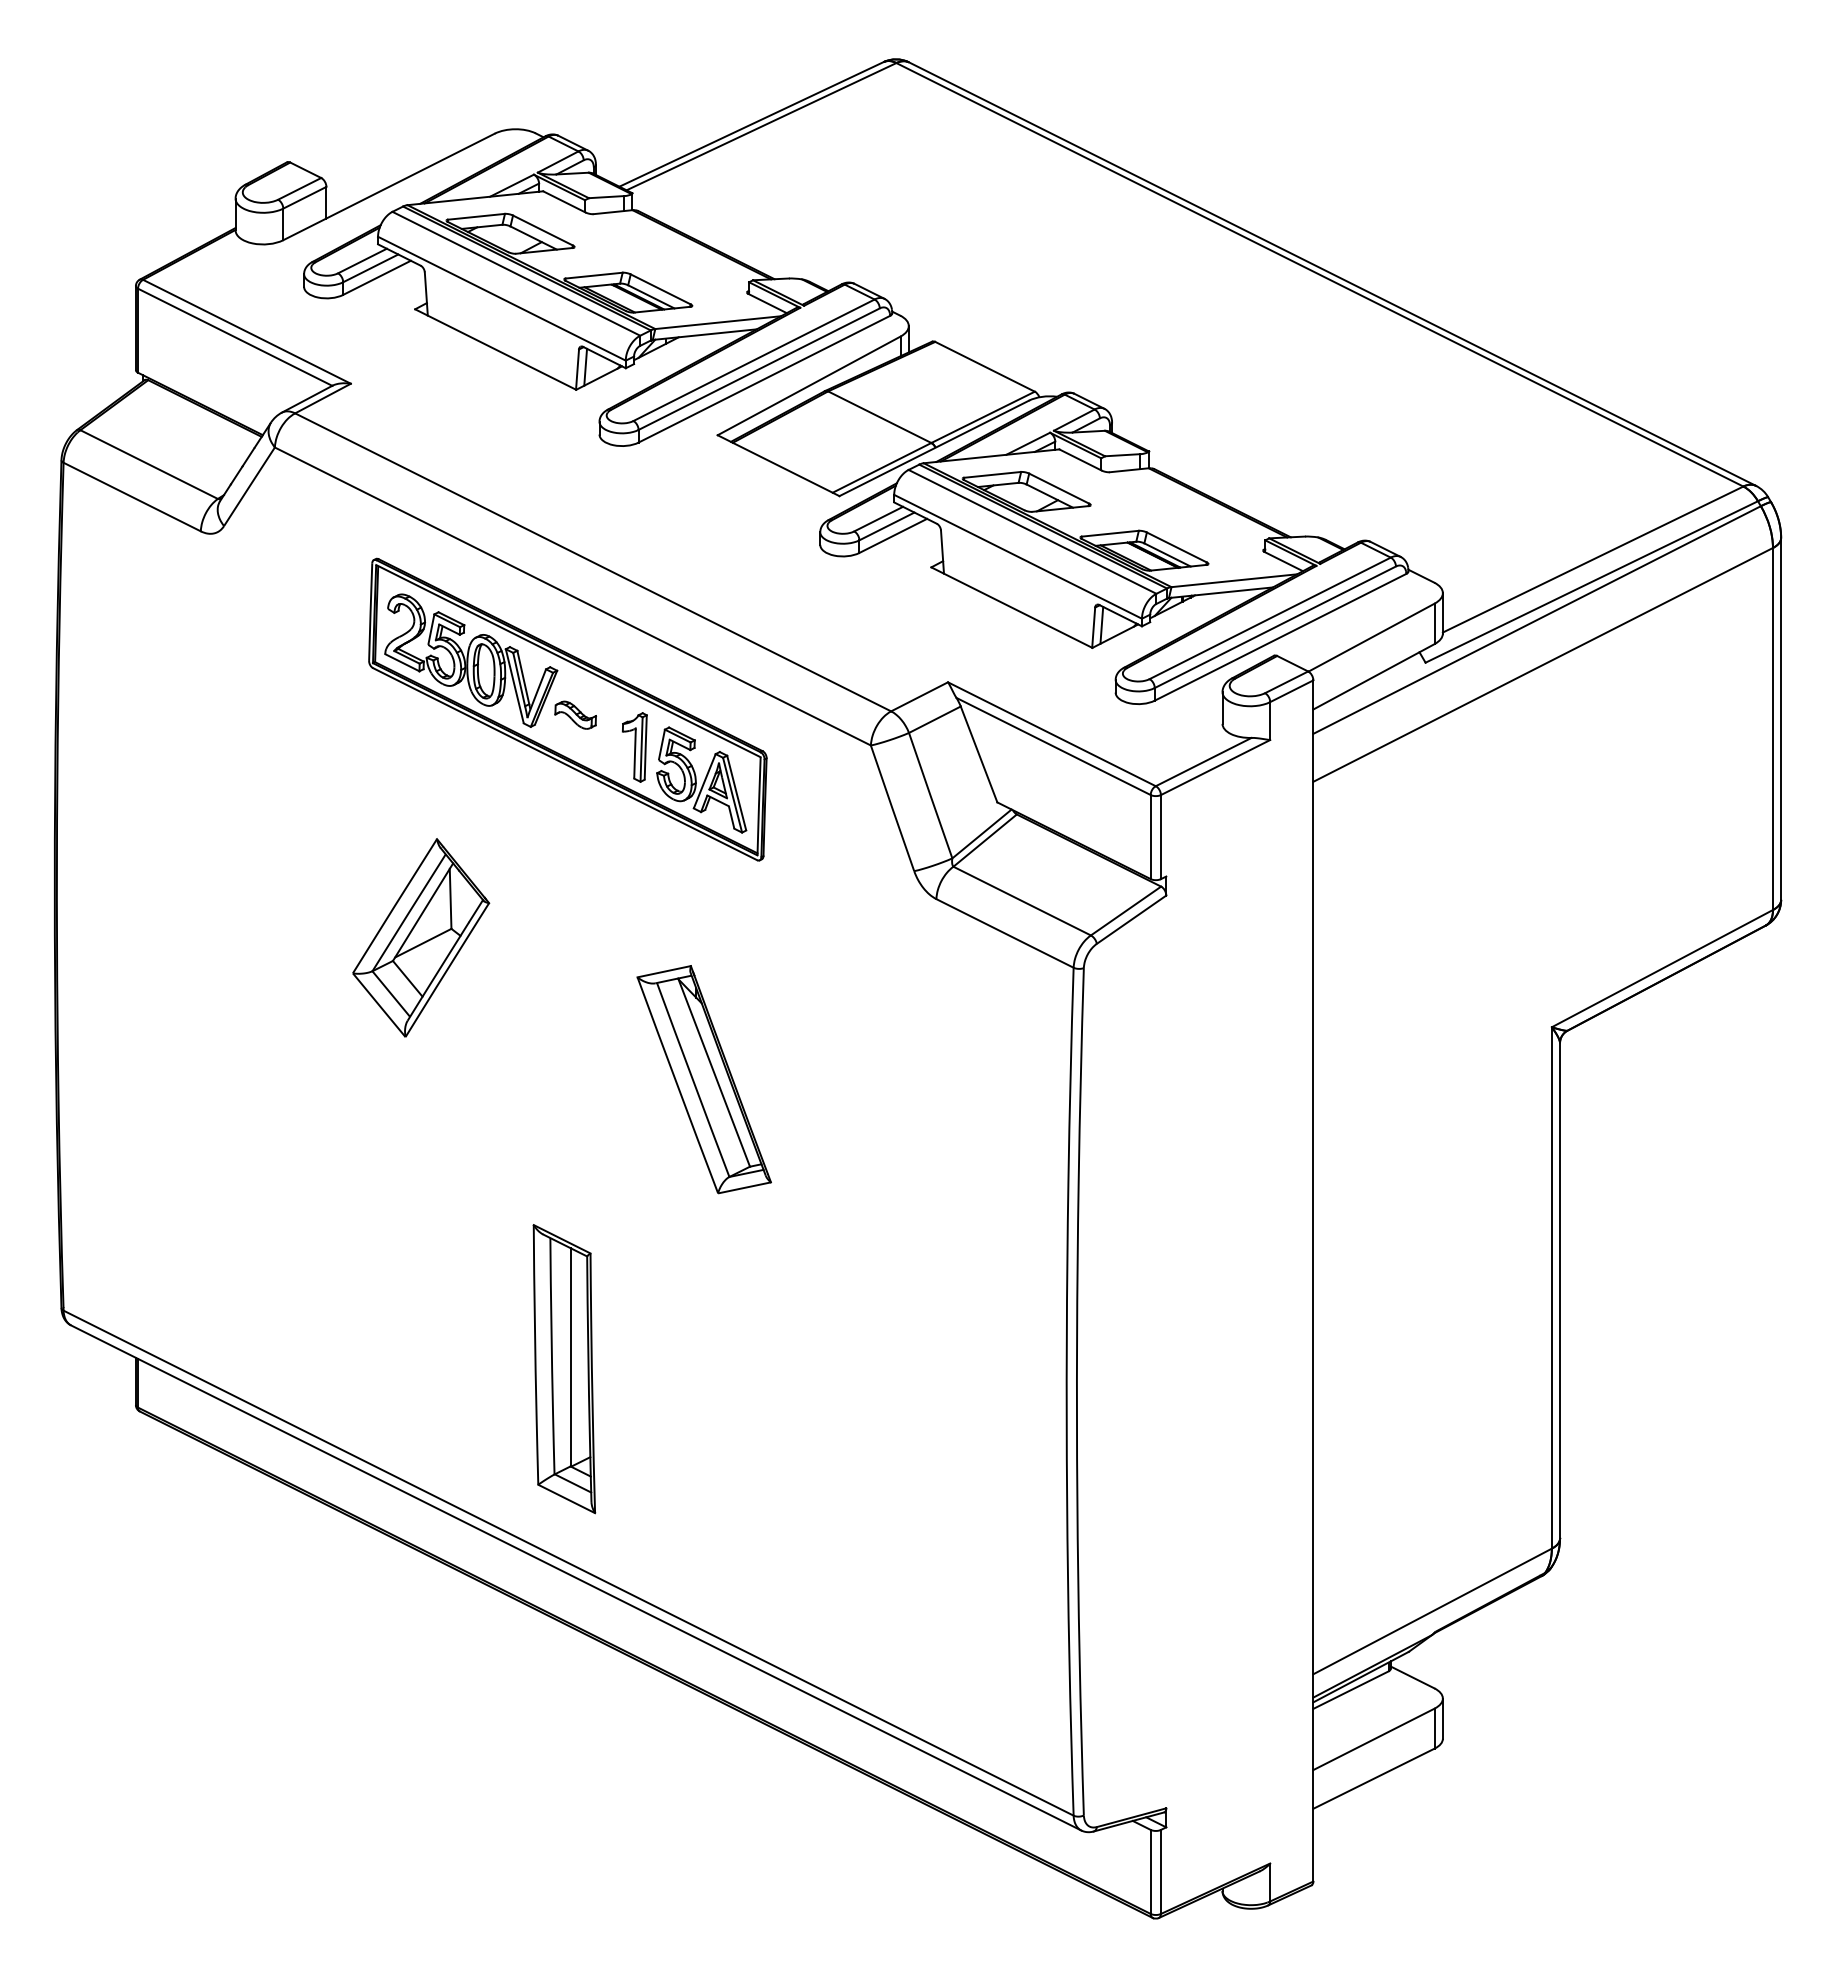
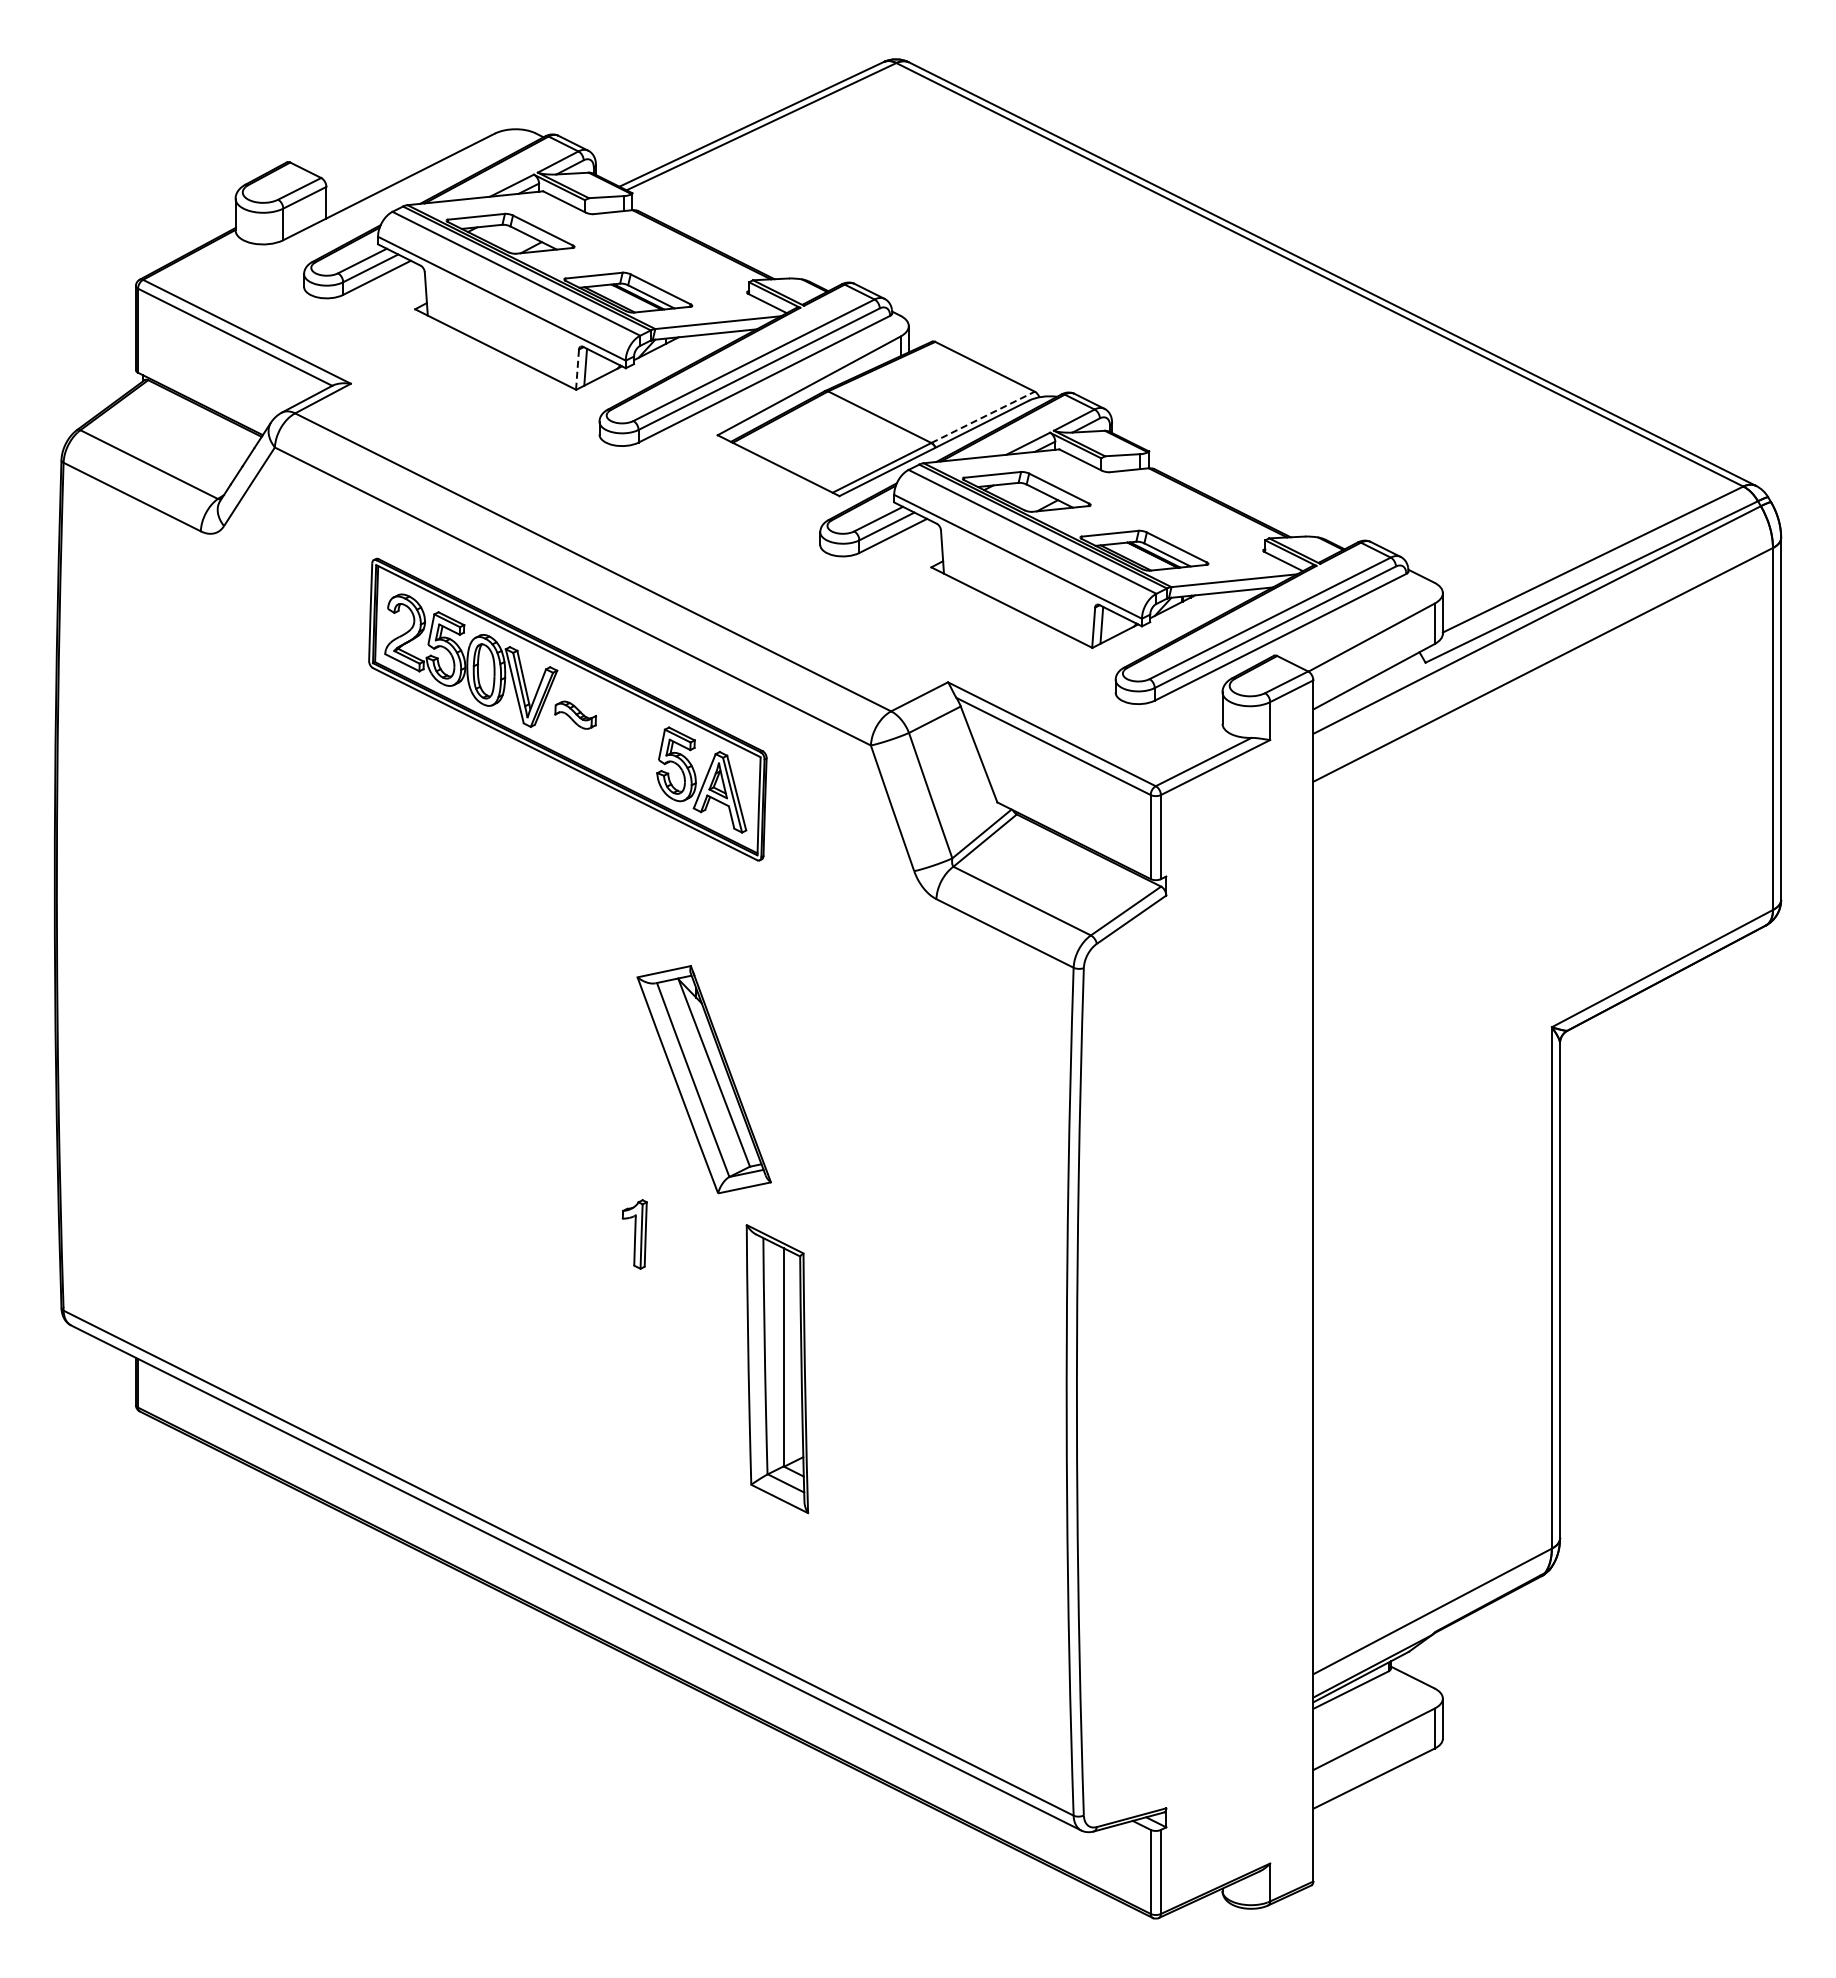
line: solid -> dashed (577, 369)
line: solid -> dashed (983, 417)
part position: (634, 747) -> (634, 1234) (634, 1234)
part: present -> none (421, 937)
part position: (564, 1369) -> (777, 1369) (777, 1369)
